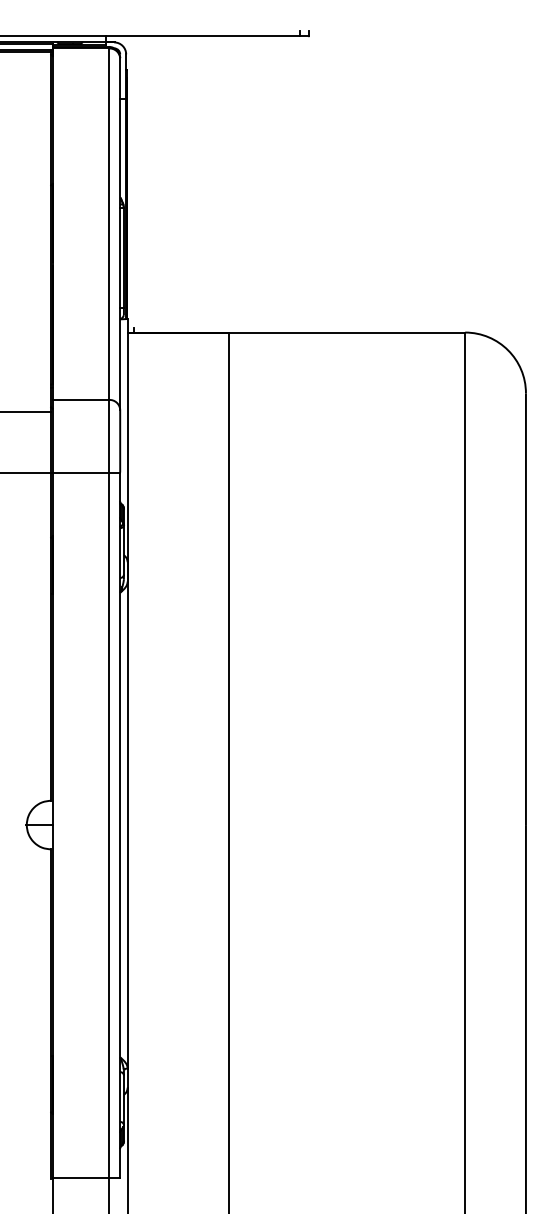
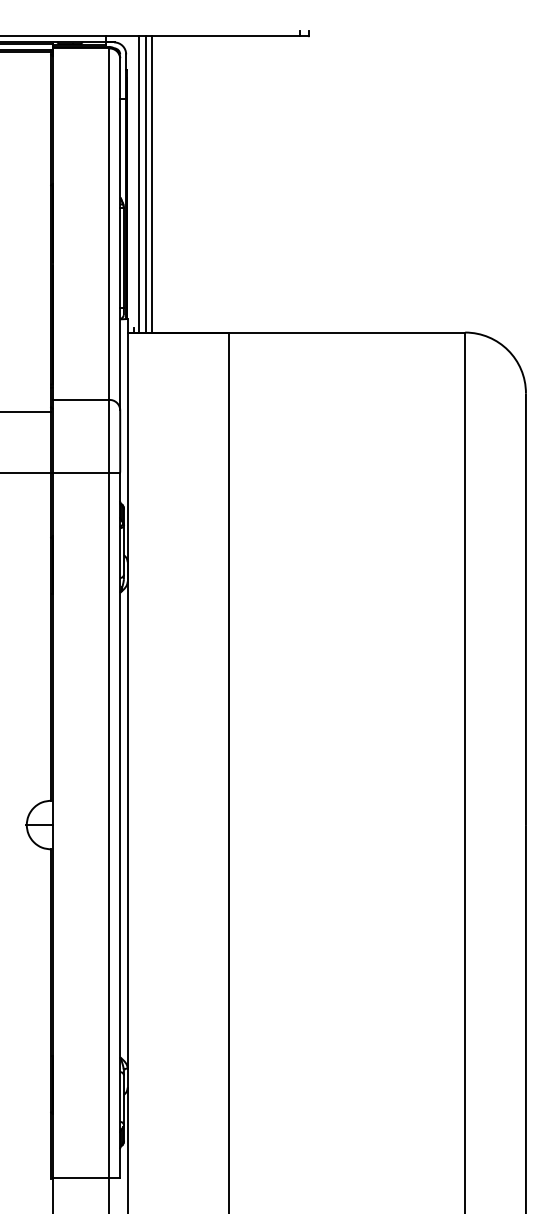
line: none -> present (138, 184)
line: none -> present (146, 184)
line: none -> present (152, 184)
